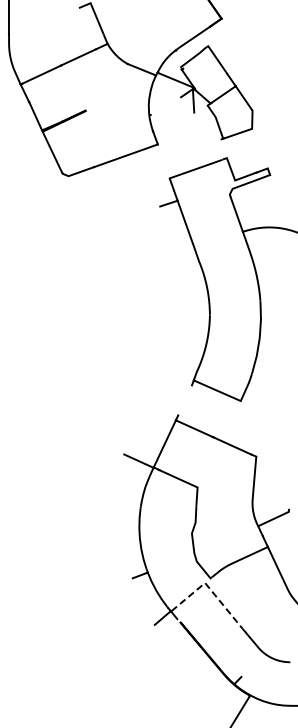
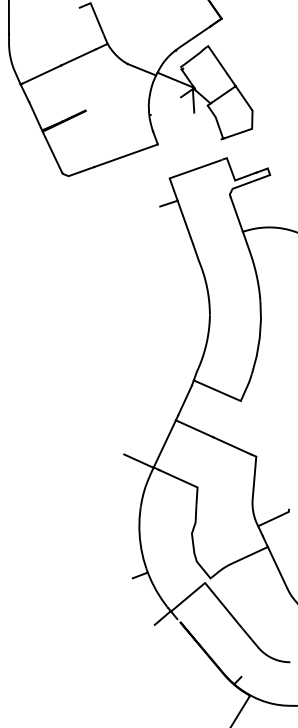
line: none -> present (184, 399)
line: dashed -> solid (209, 588)
